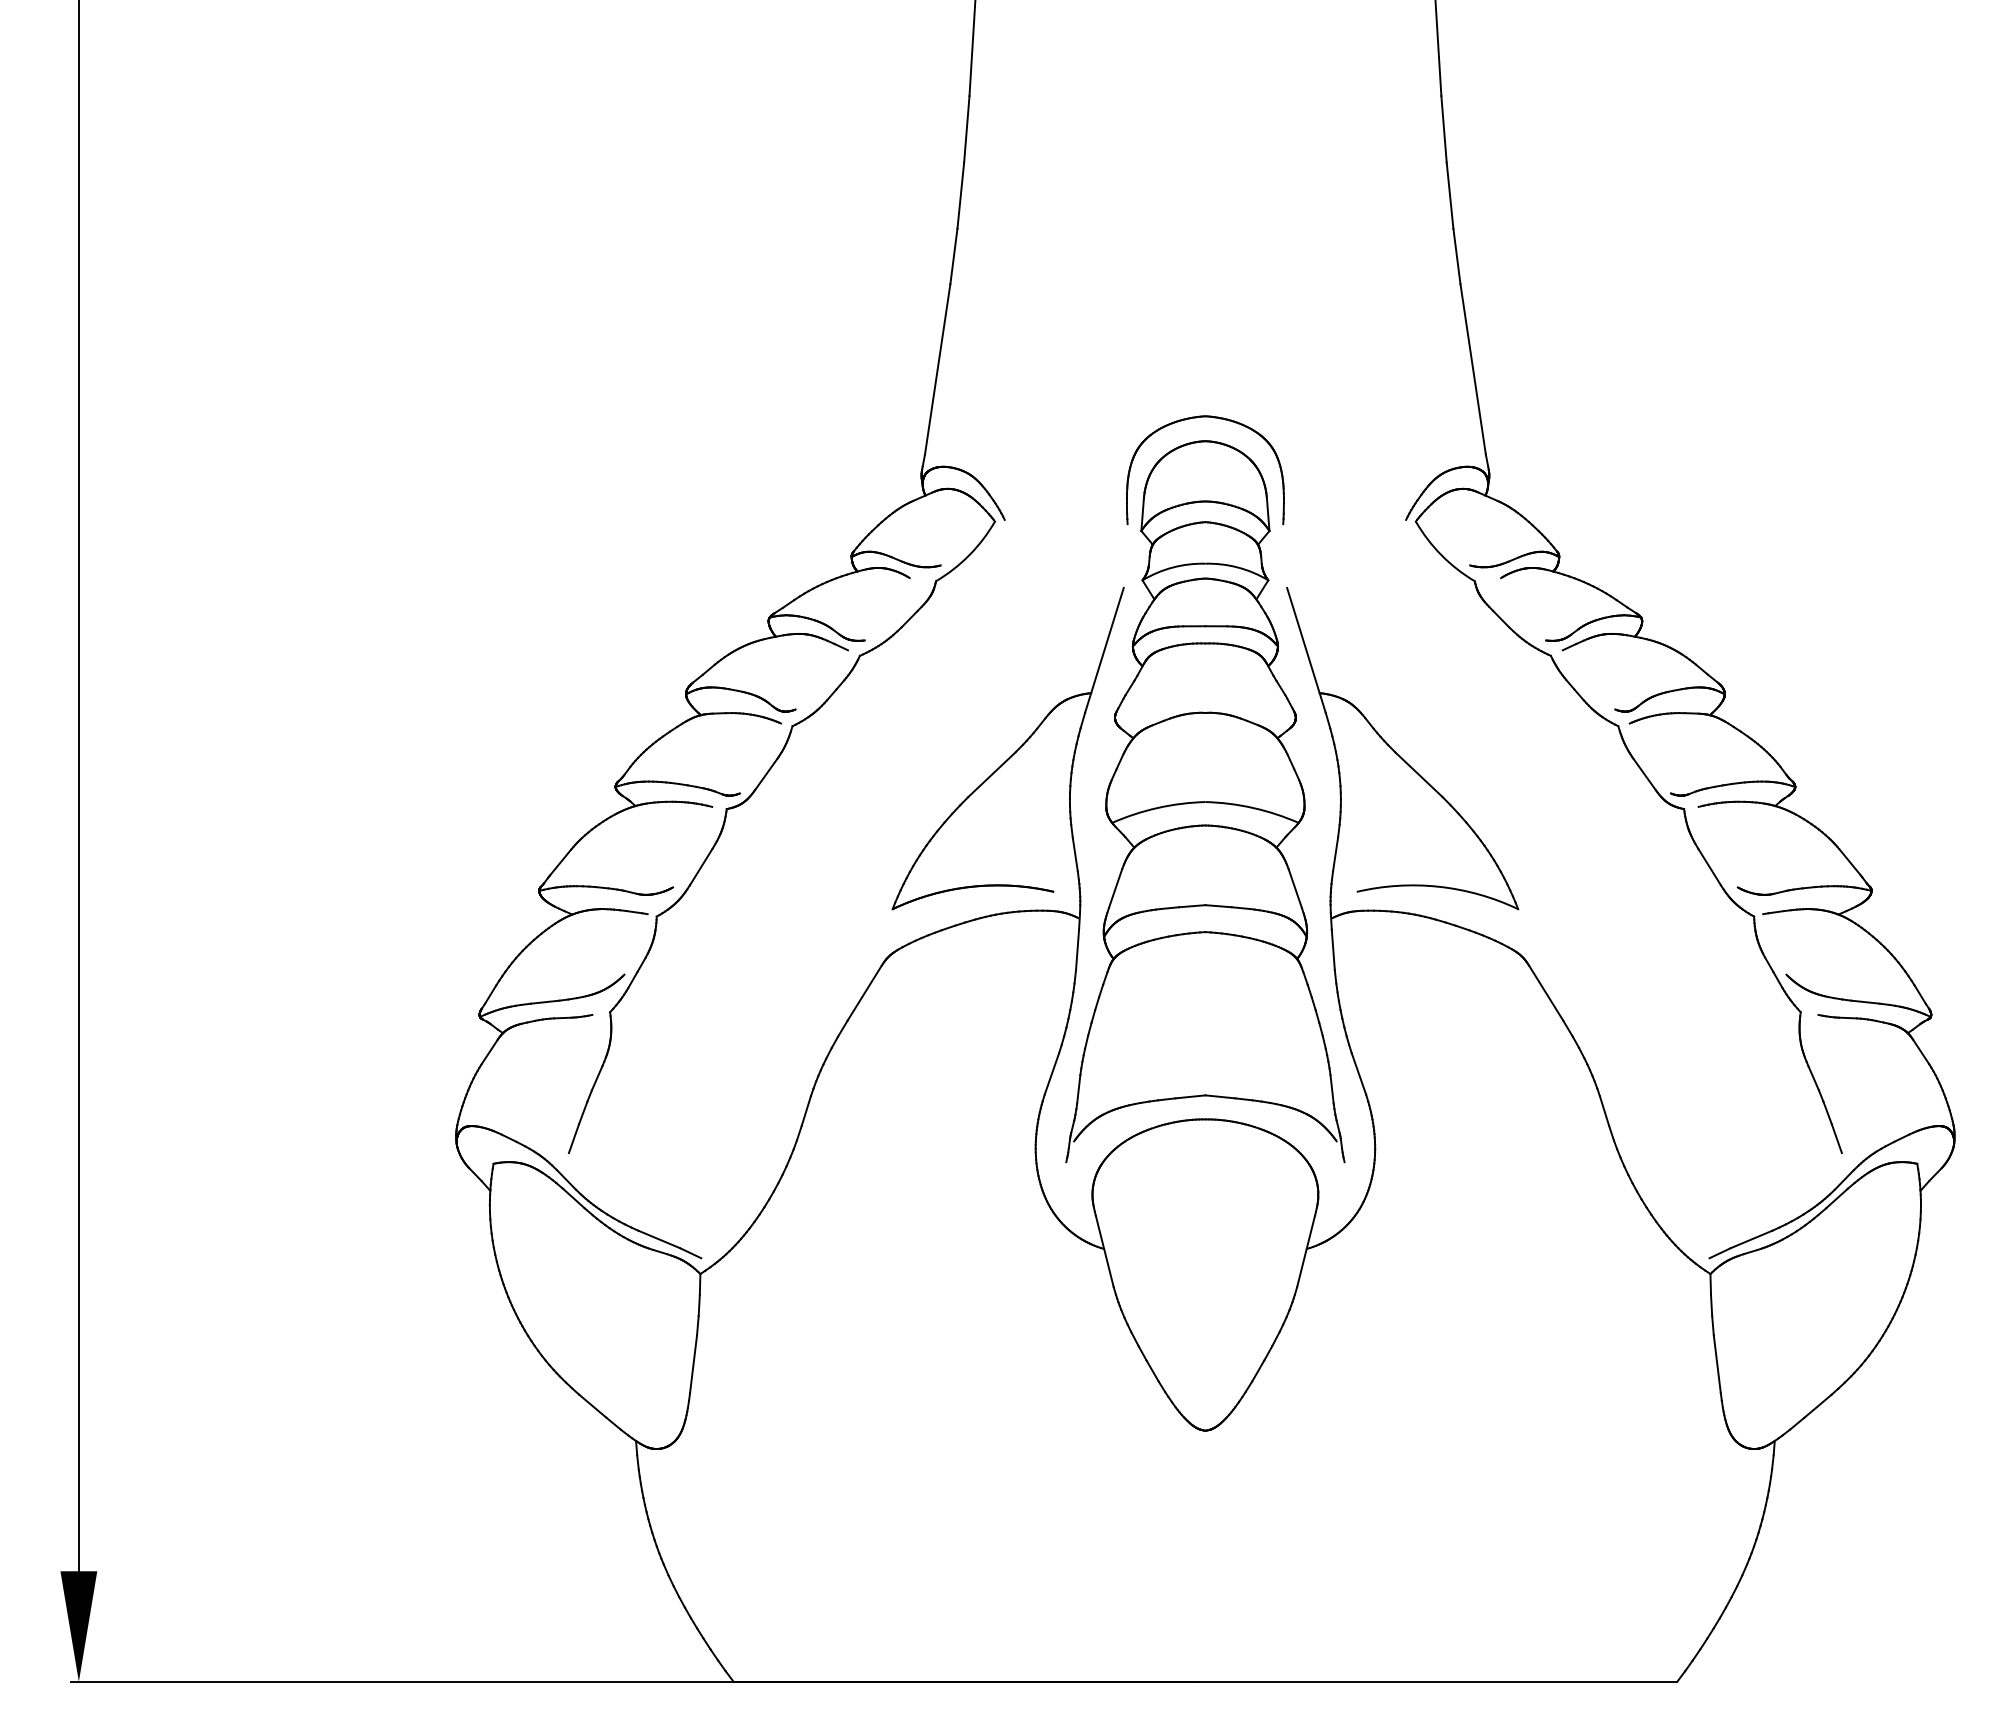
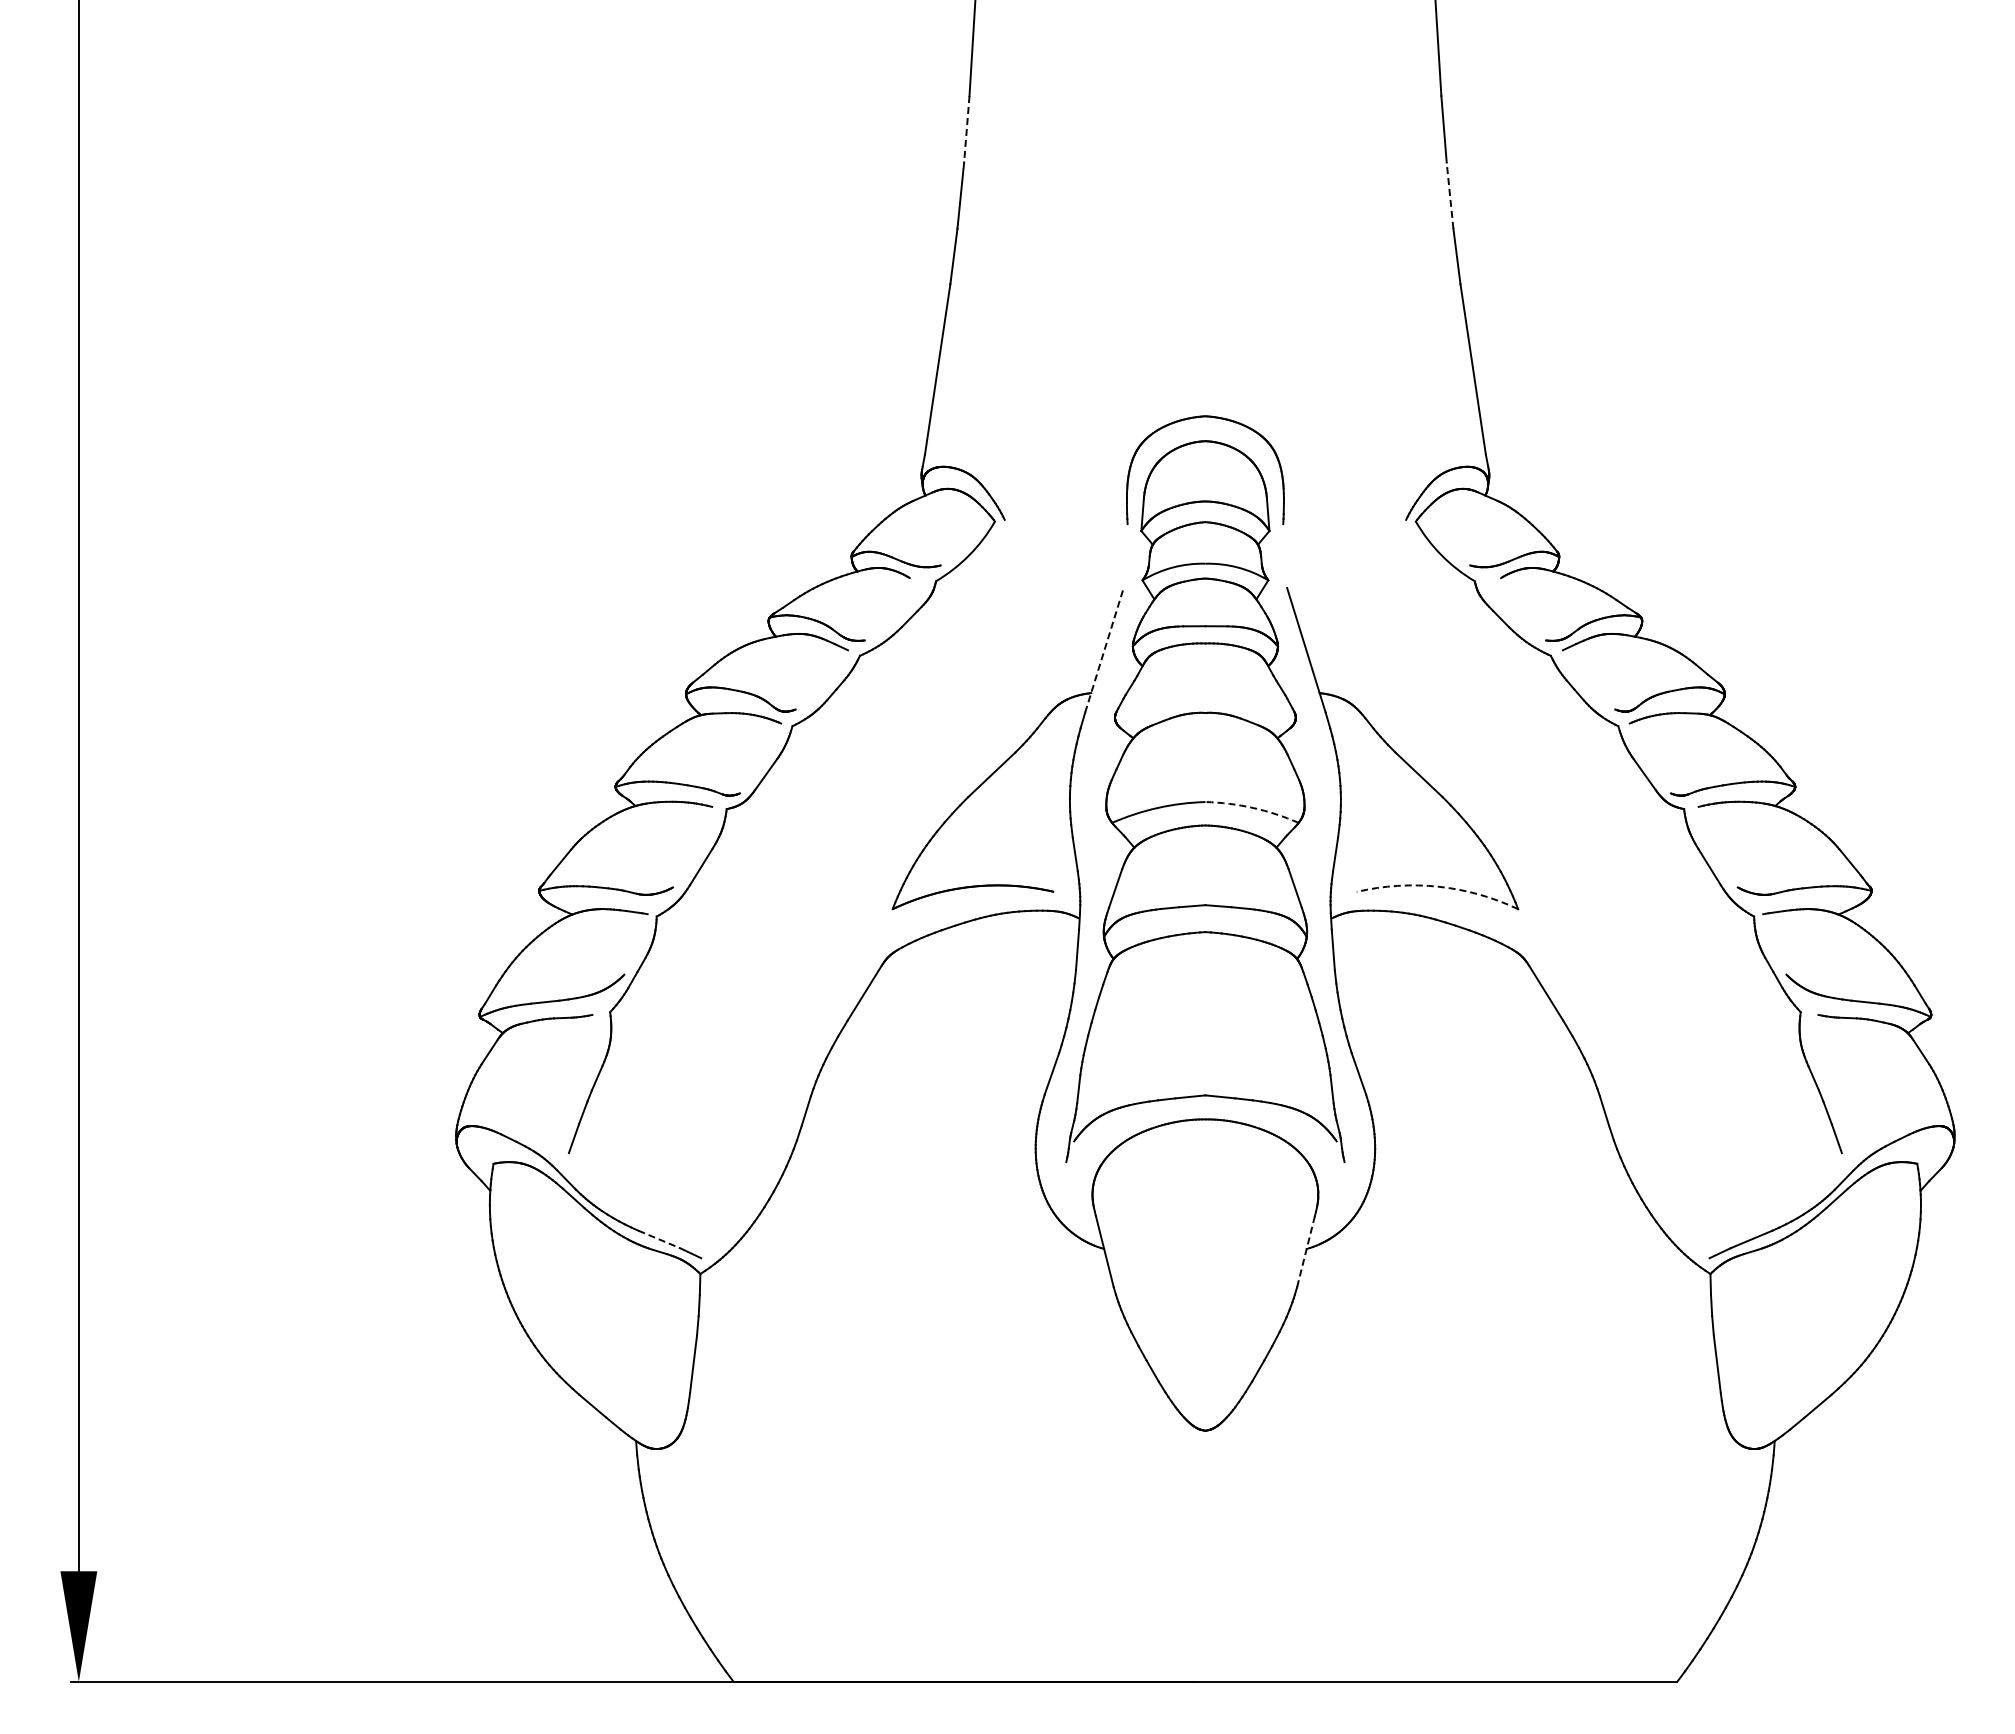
line: solid -> dashed (966, 129)
line: solid -> dashed (1450, 195)
line: solid -> dashed (1104, 649)
arc: solid -> dashed (1253, 807)
arc: solid -> dashed (1438, 886)
line: solid -> dashed (659, 1239)
line: solid -> dashed (1306, 1251)
